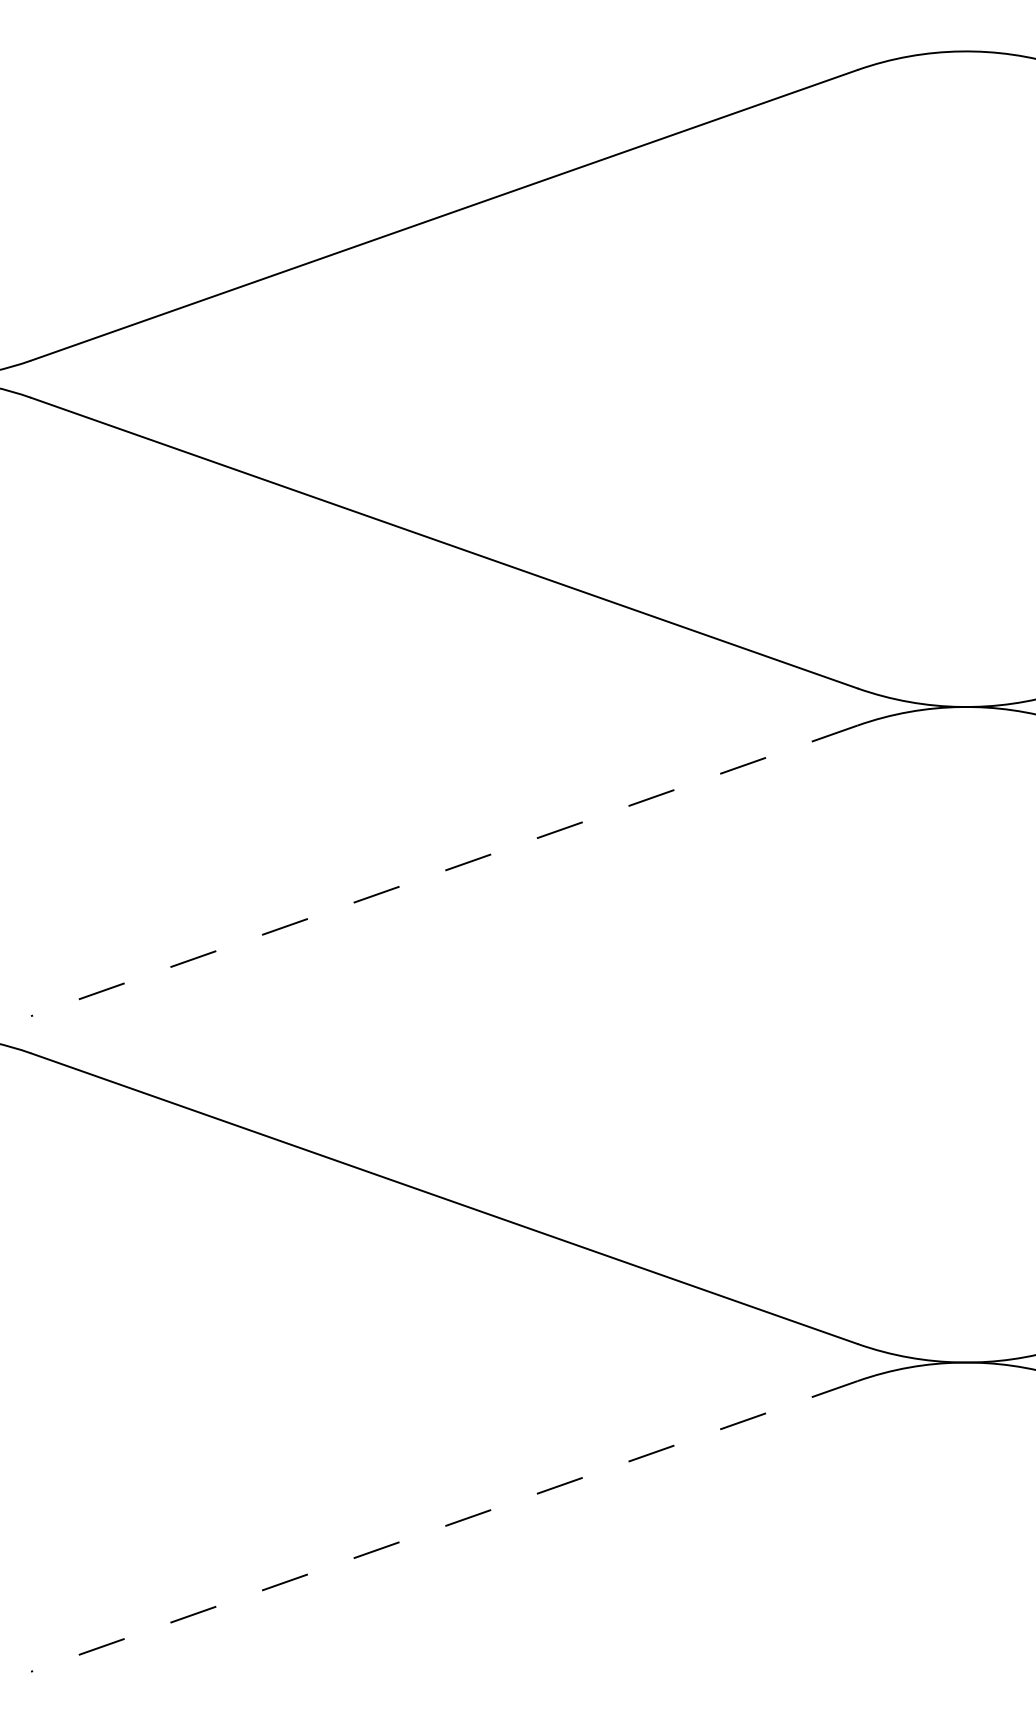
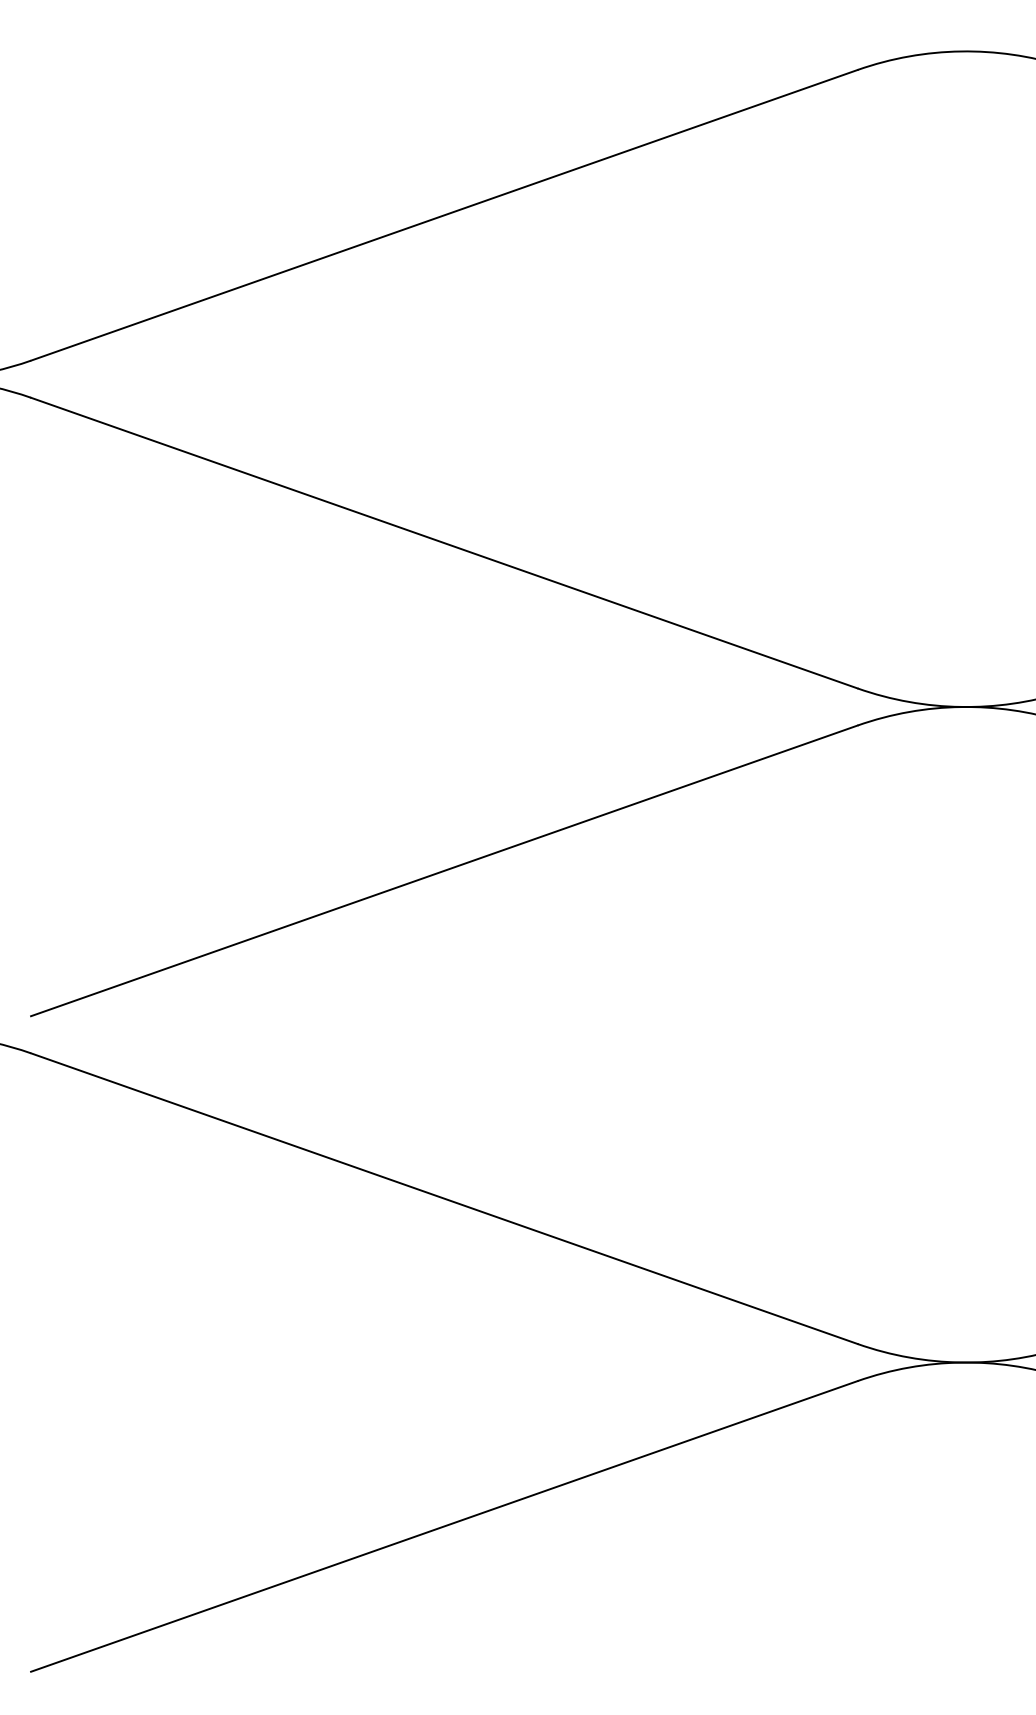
line: dashed -> solid (443, 871)
line: dashed -> solid (443, 1526)
